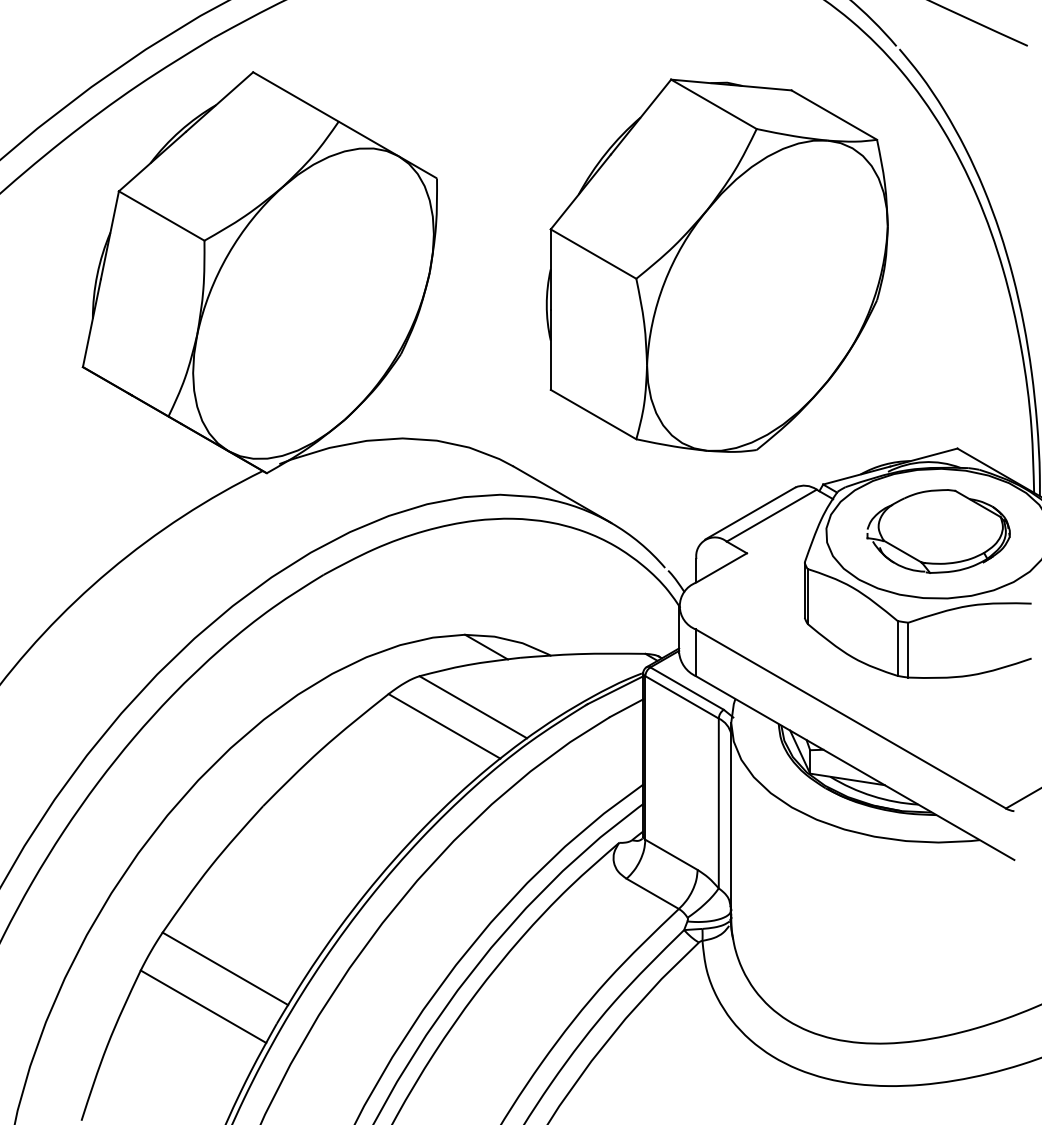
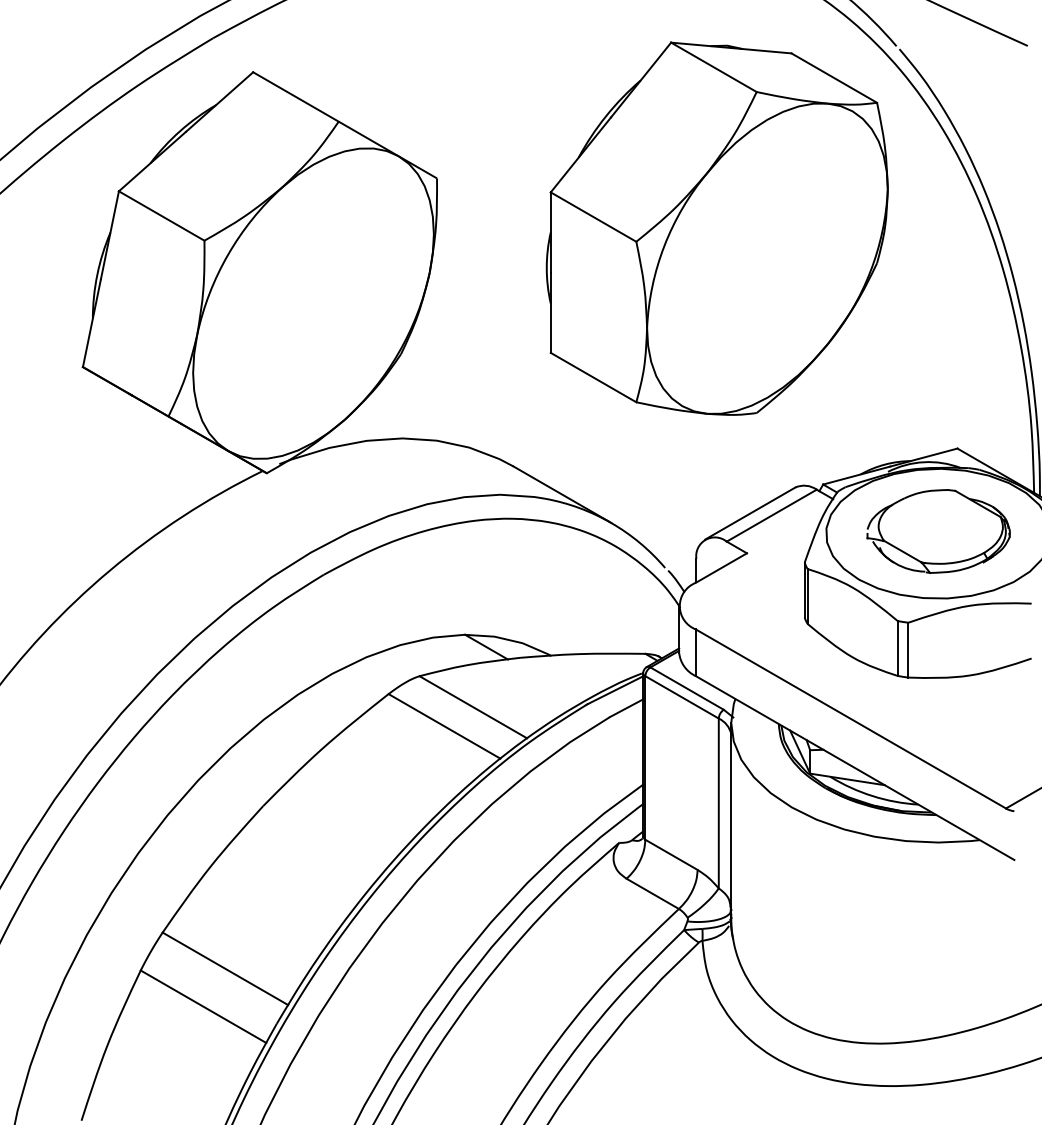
part position: (716, 265) -> (716, 228) (716, 228)
